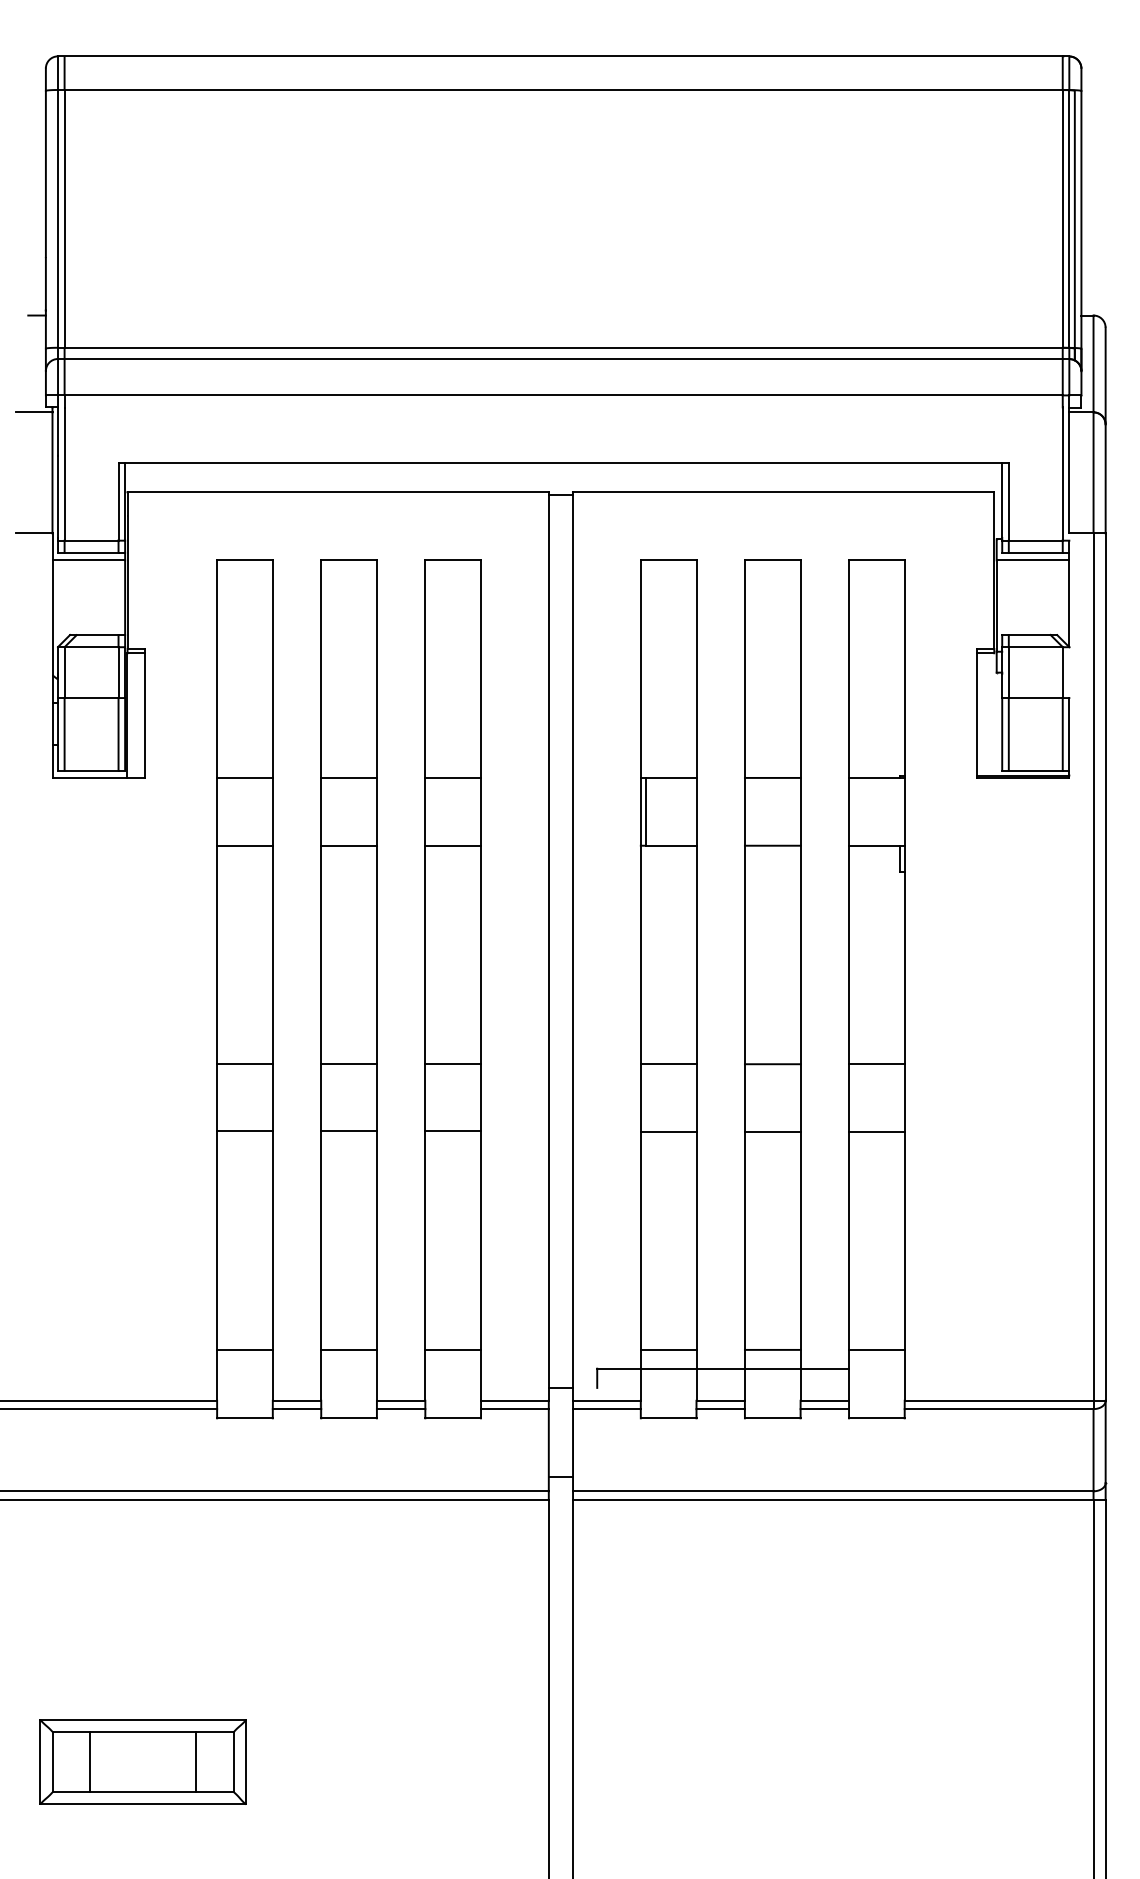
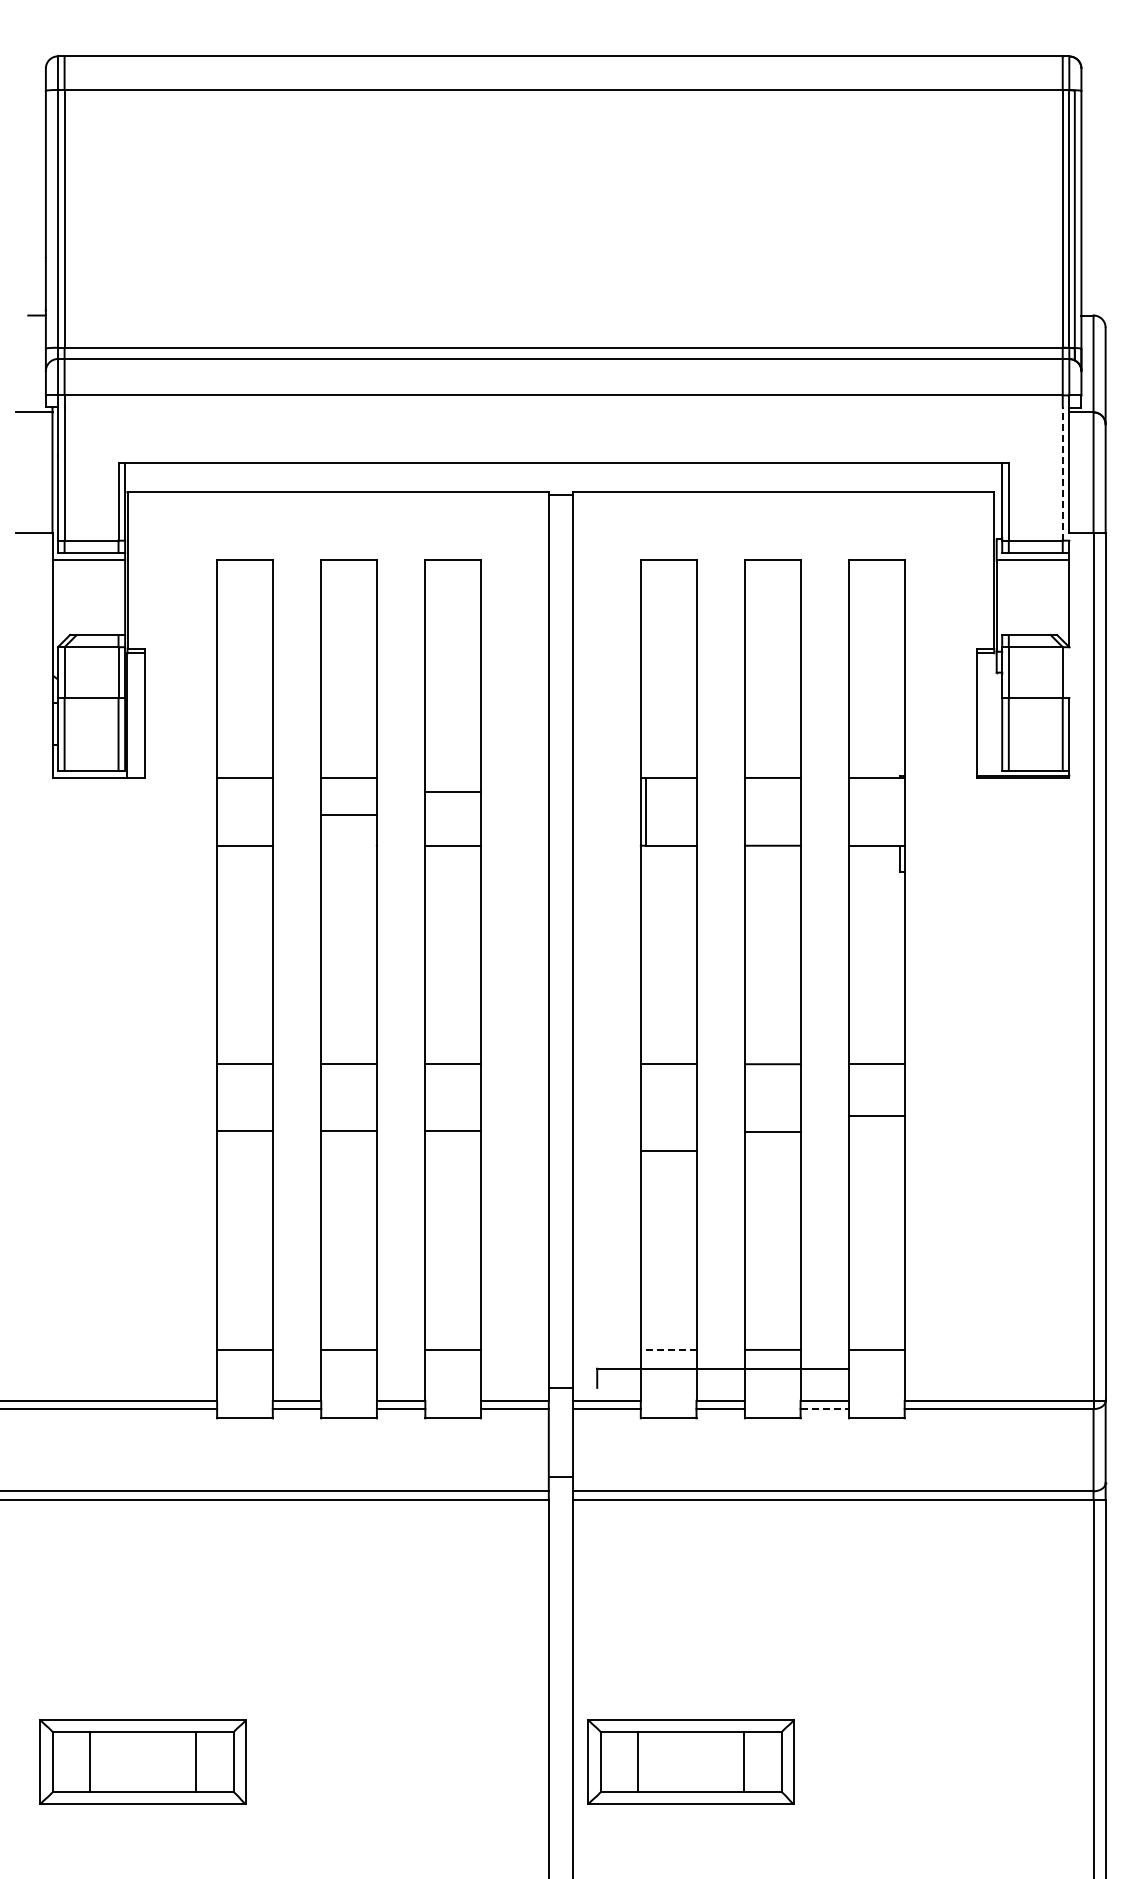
line: solid -> dashed (1062, 473)
line position: (453, 777) -> (453, 791) (453, 791)
line position: (348, 845) -> (348, 814) (348, 814)
line position: (668, 1132) -> (668, 1151) (668, 1151)
line position: (876, 1132) -> (876, 1116) (876, 1116)
line: solid -> dashed (668, 1349)
line: solid -> dashed (825, 1409)
part: none -> present (690, 1761)
